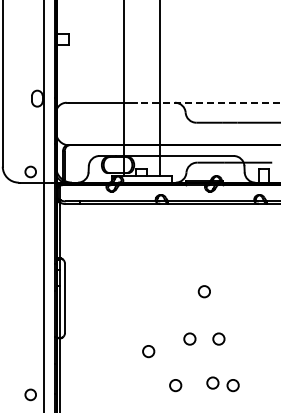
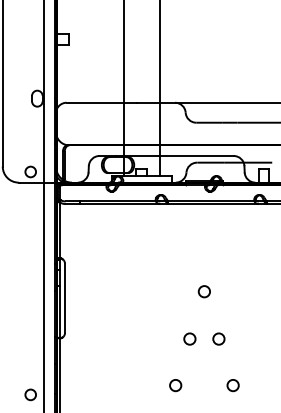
line: dashed -> solid (208, 102)
circle: present -> none (148, 351)
circle: present -> none (212, 382)
